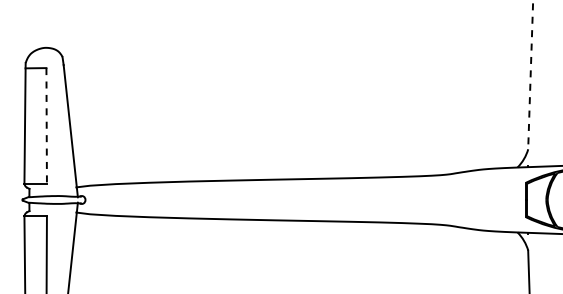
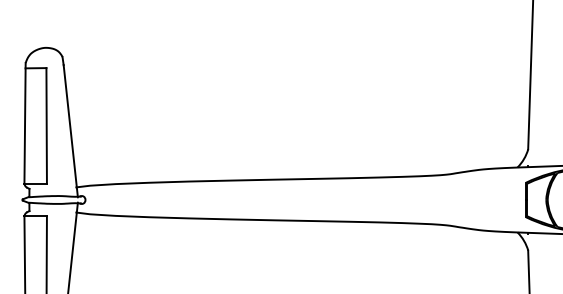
line: dashed -> solid (530, 75)
line: dashed -> solid (46, 125)
